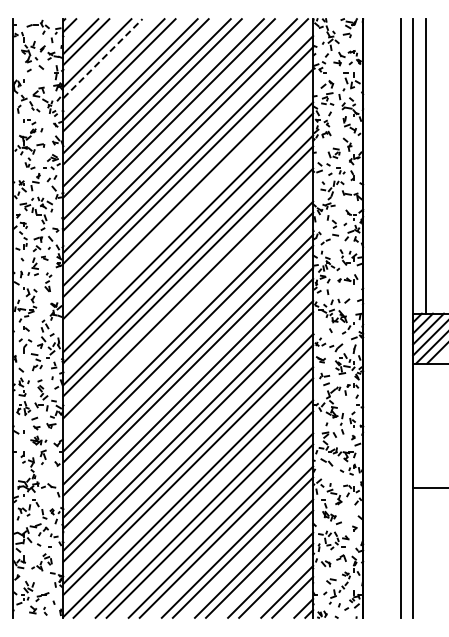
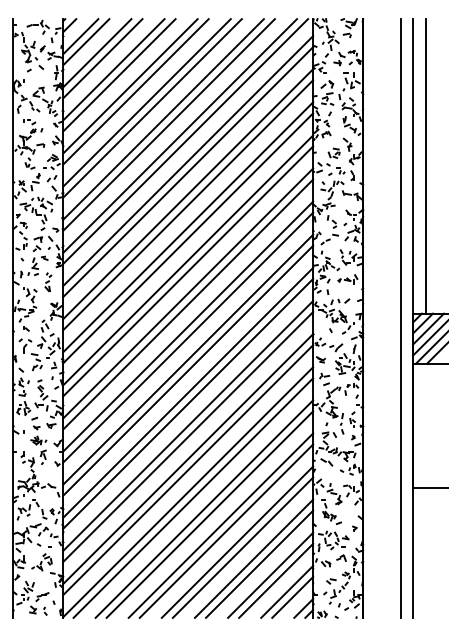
line: dashed -> solid (102, 58)
line: none -> present (188, 204)
line: none -> present (188, 304)
